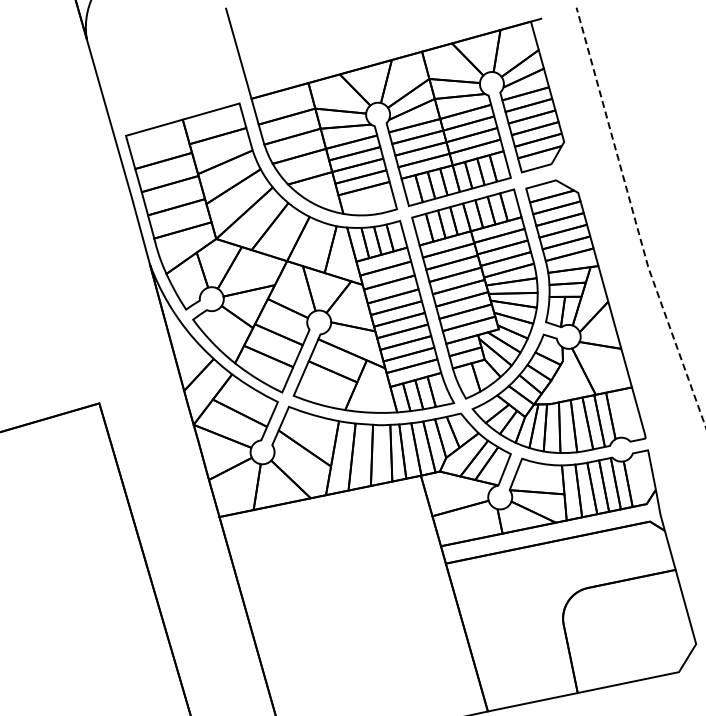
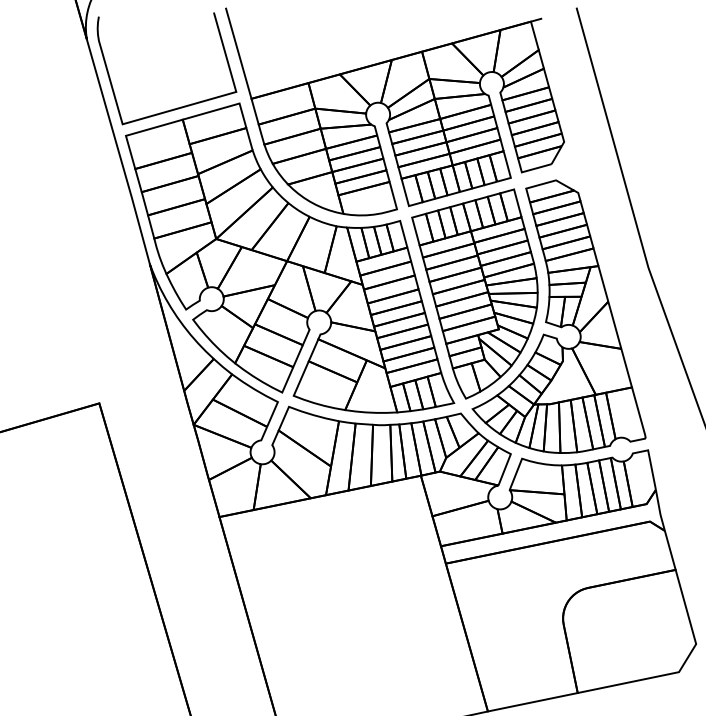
curve: none -> present (180, 106)
line: dashed -> solid (635, 220)
